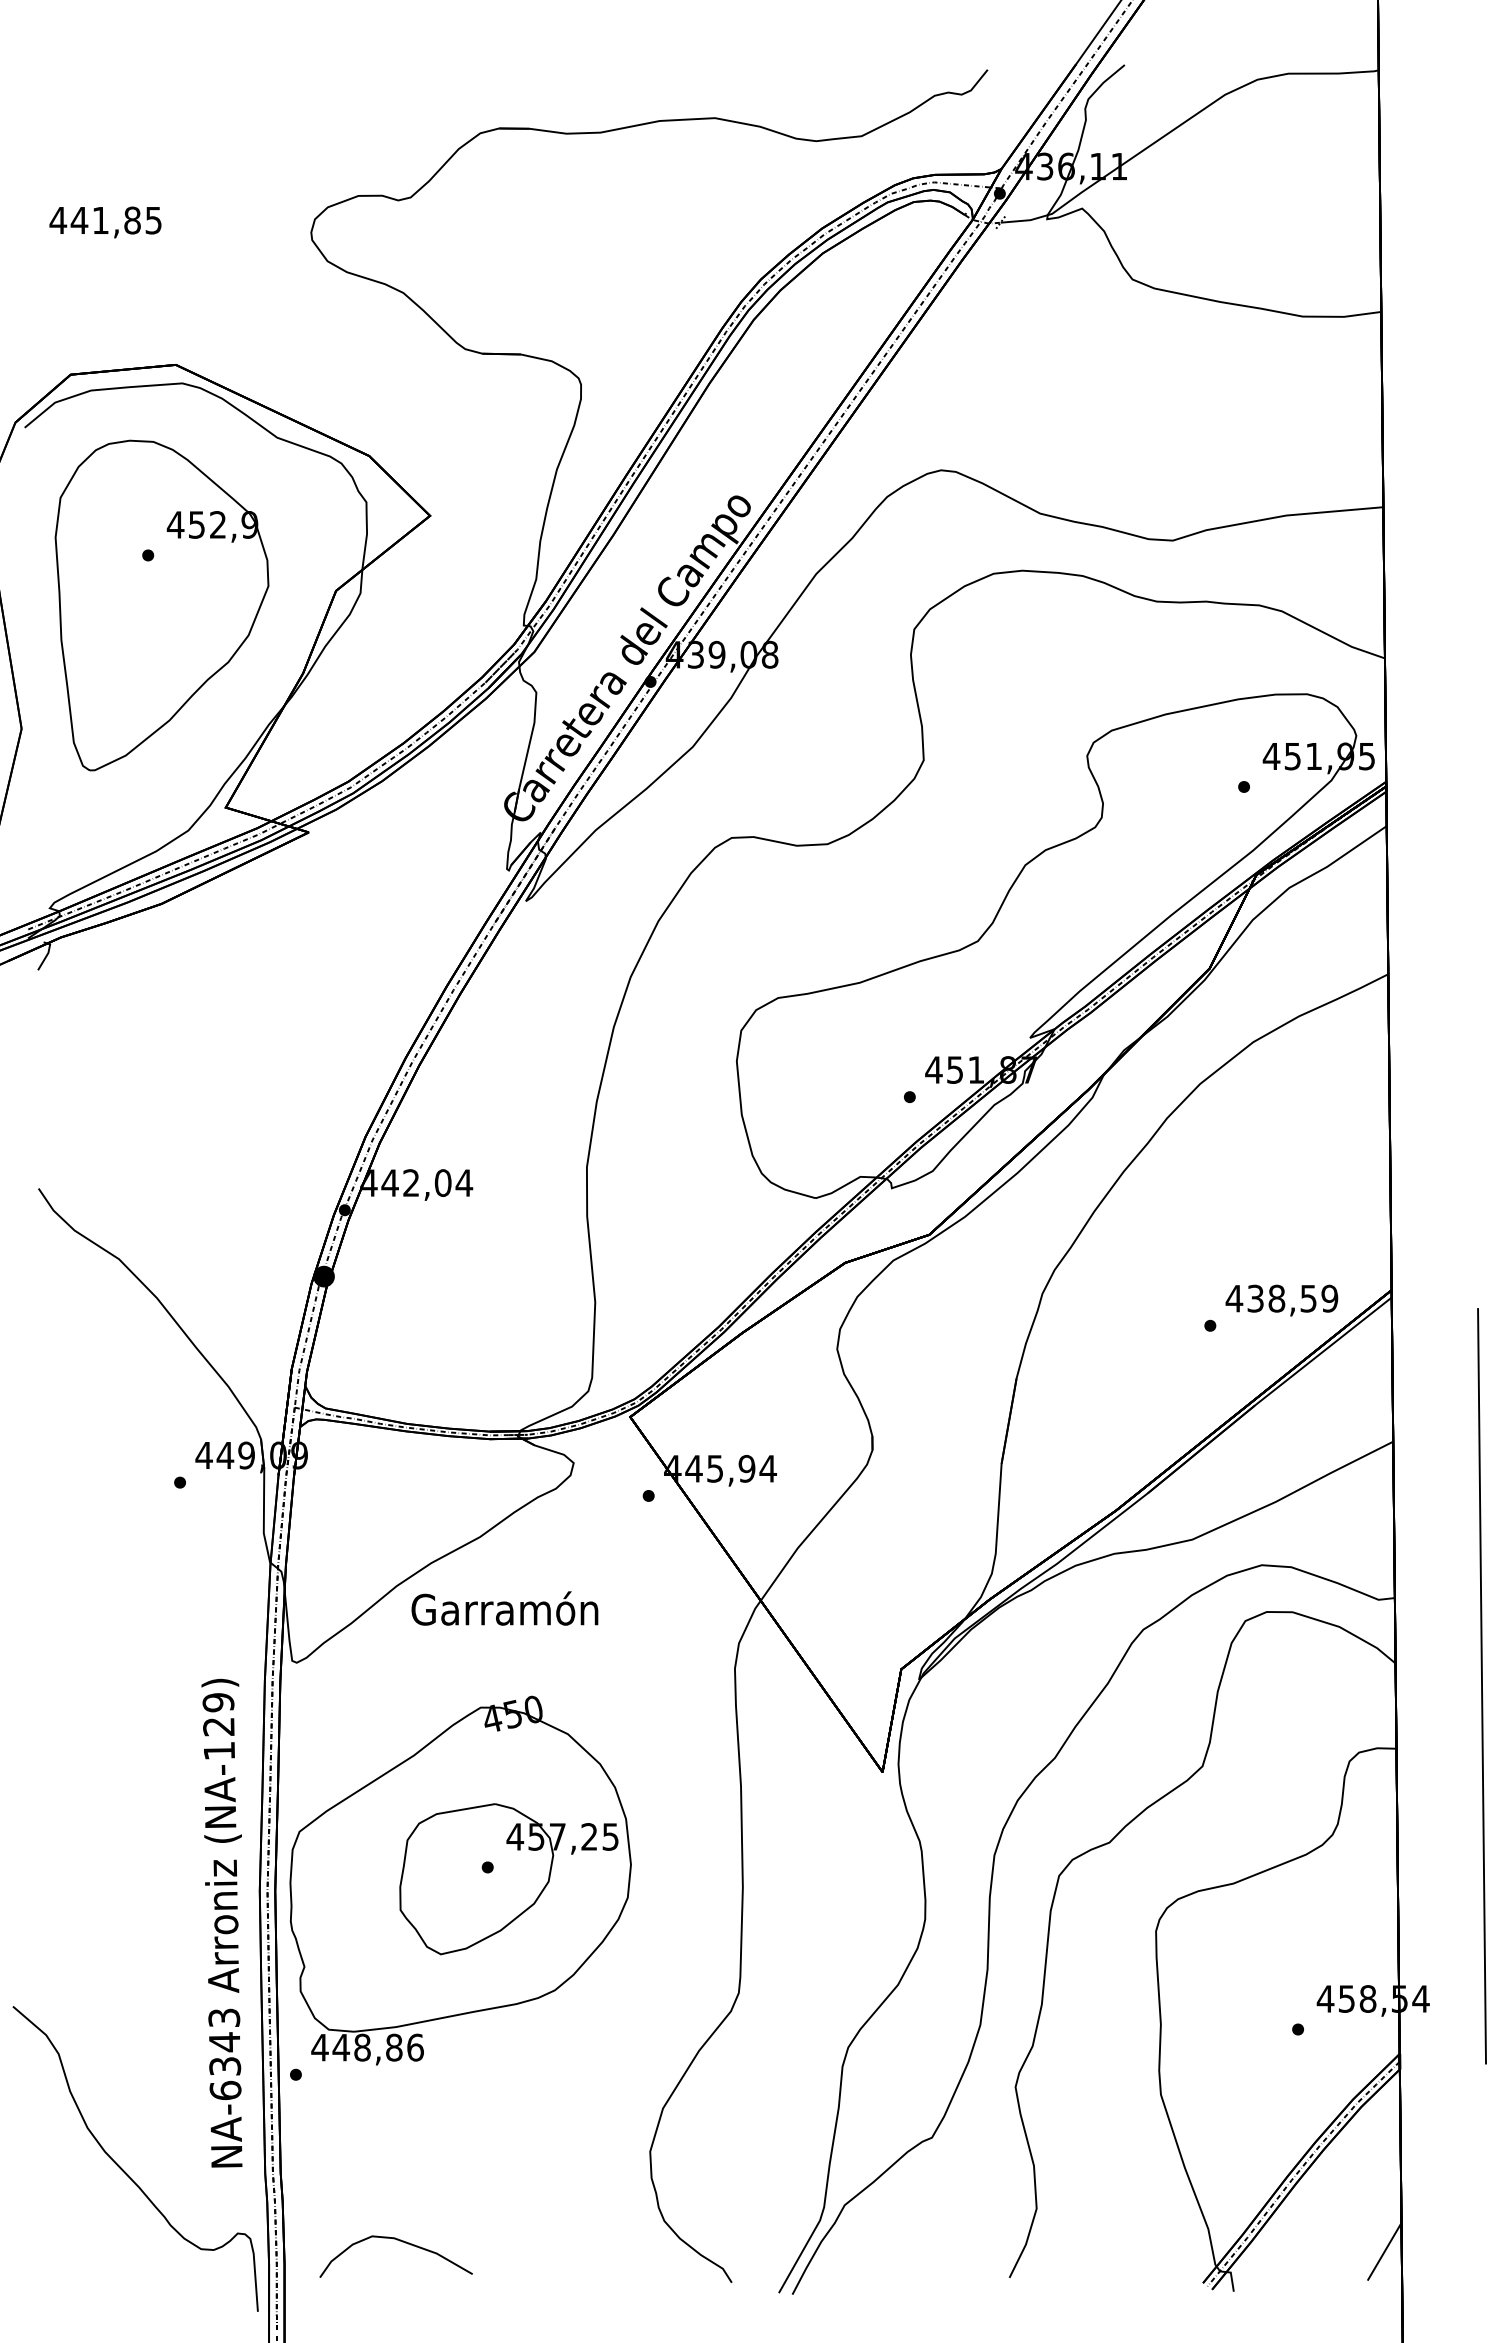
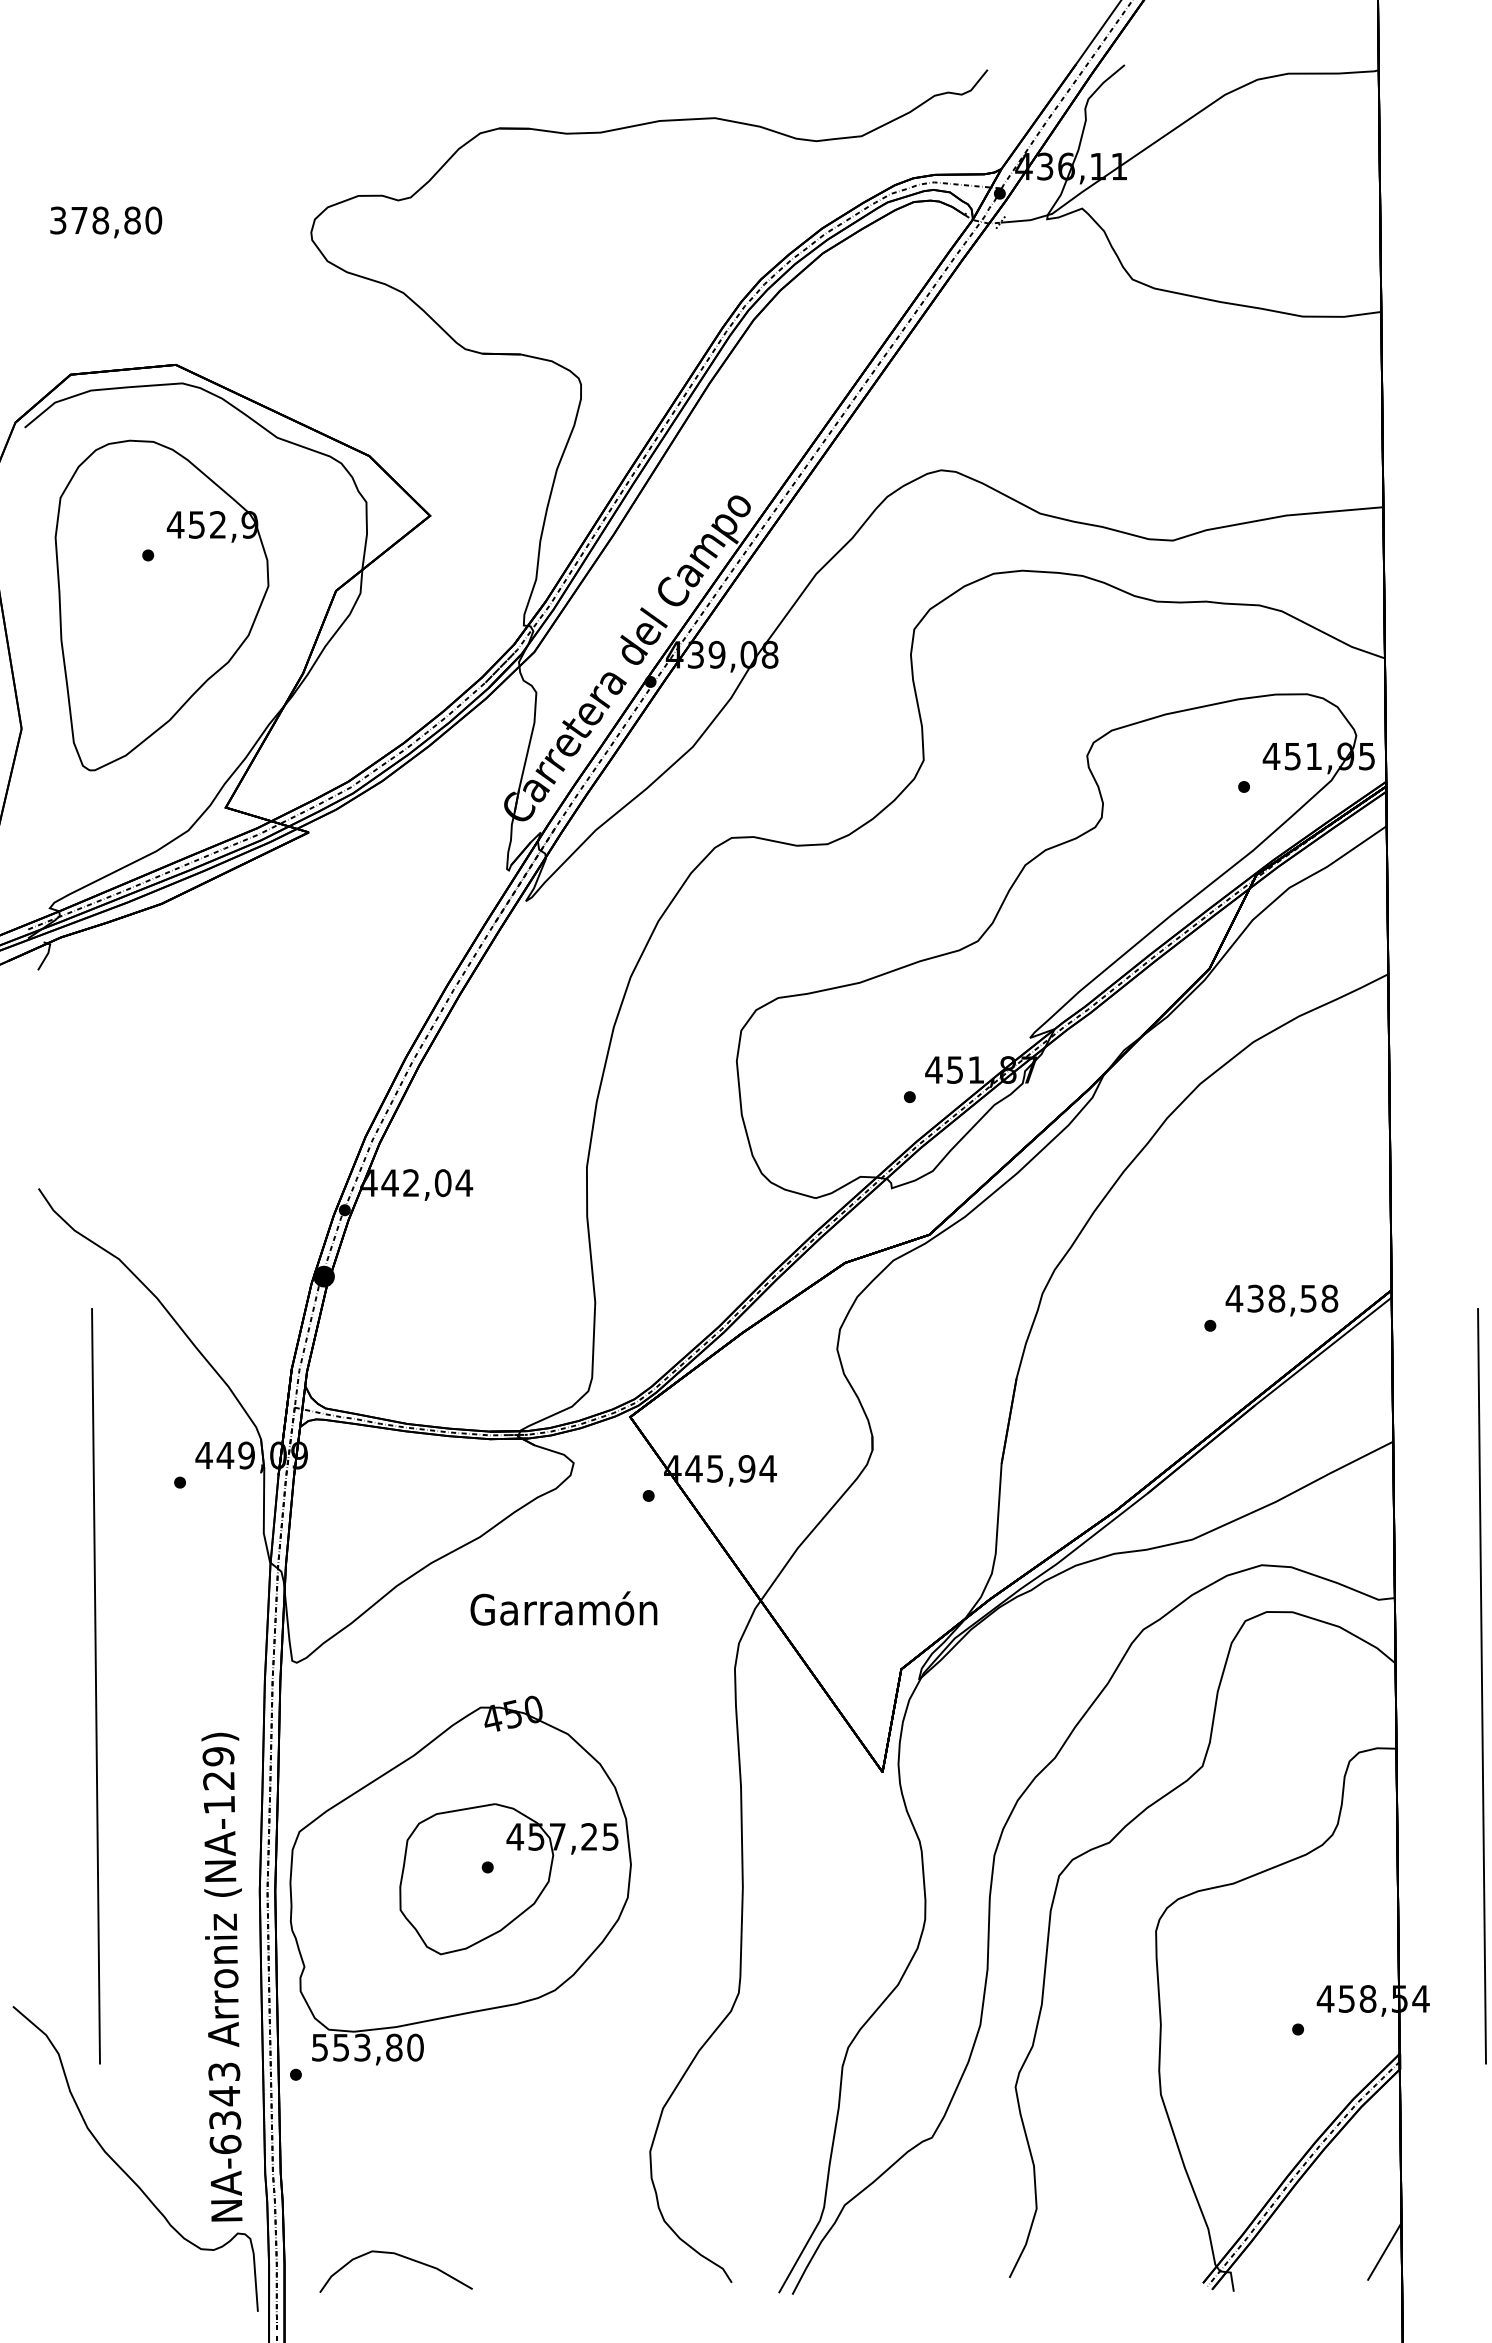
text: 441,85 -> 378,80 (105, 220)
text: 438,59 -> 438,58 (1329, 1298)
text position: (504, 1608) -> (563, 1608) (563, 1608)
line: none -> present (95, 1686)
text position: (221, 1922) -> (221, 1976) (221, 1976)
text: 448,86 -> 553,80 (367, 2047)
curve position: (399, 2241) -> (399, 2256) (399, 2256)
